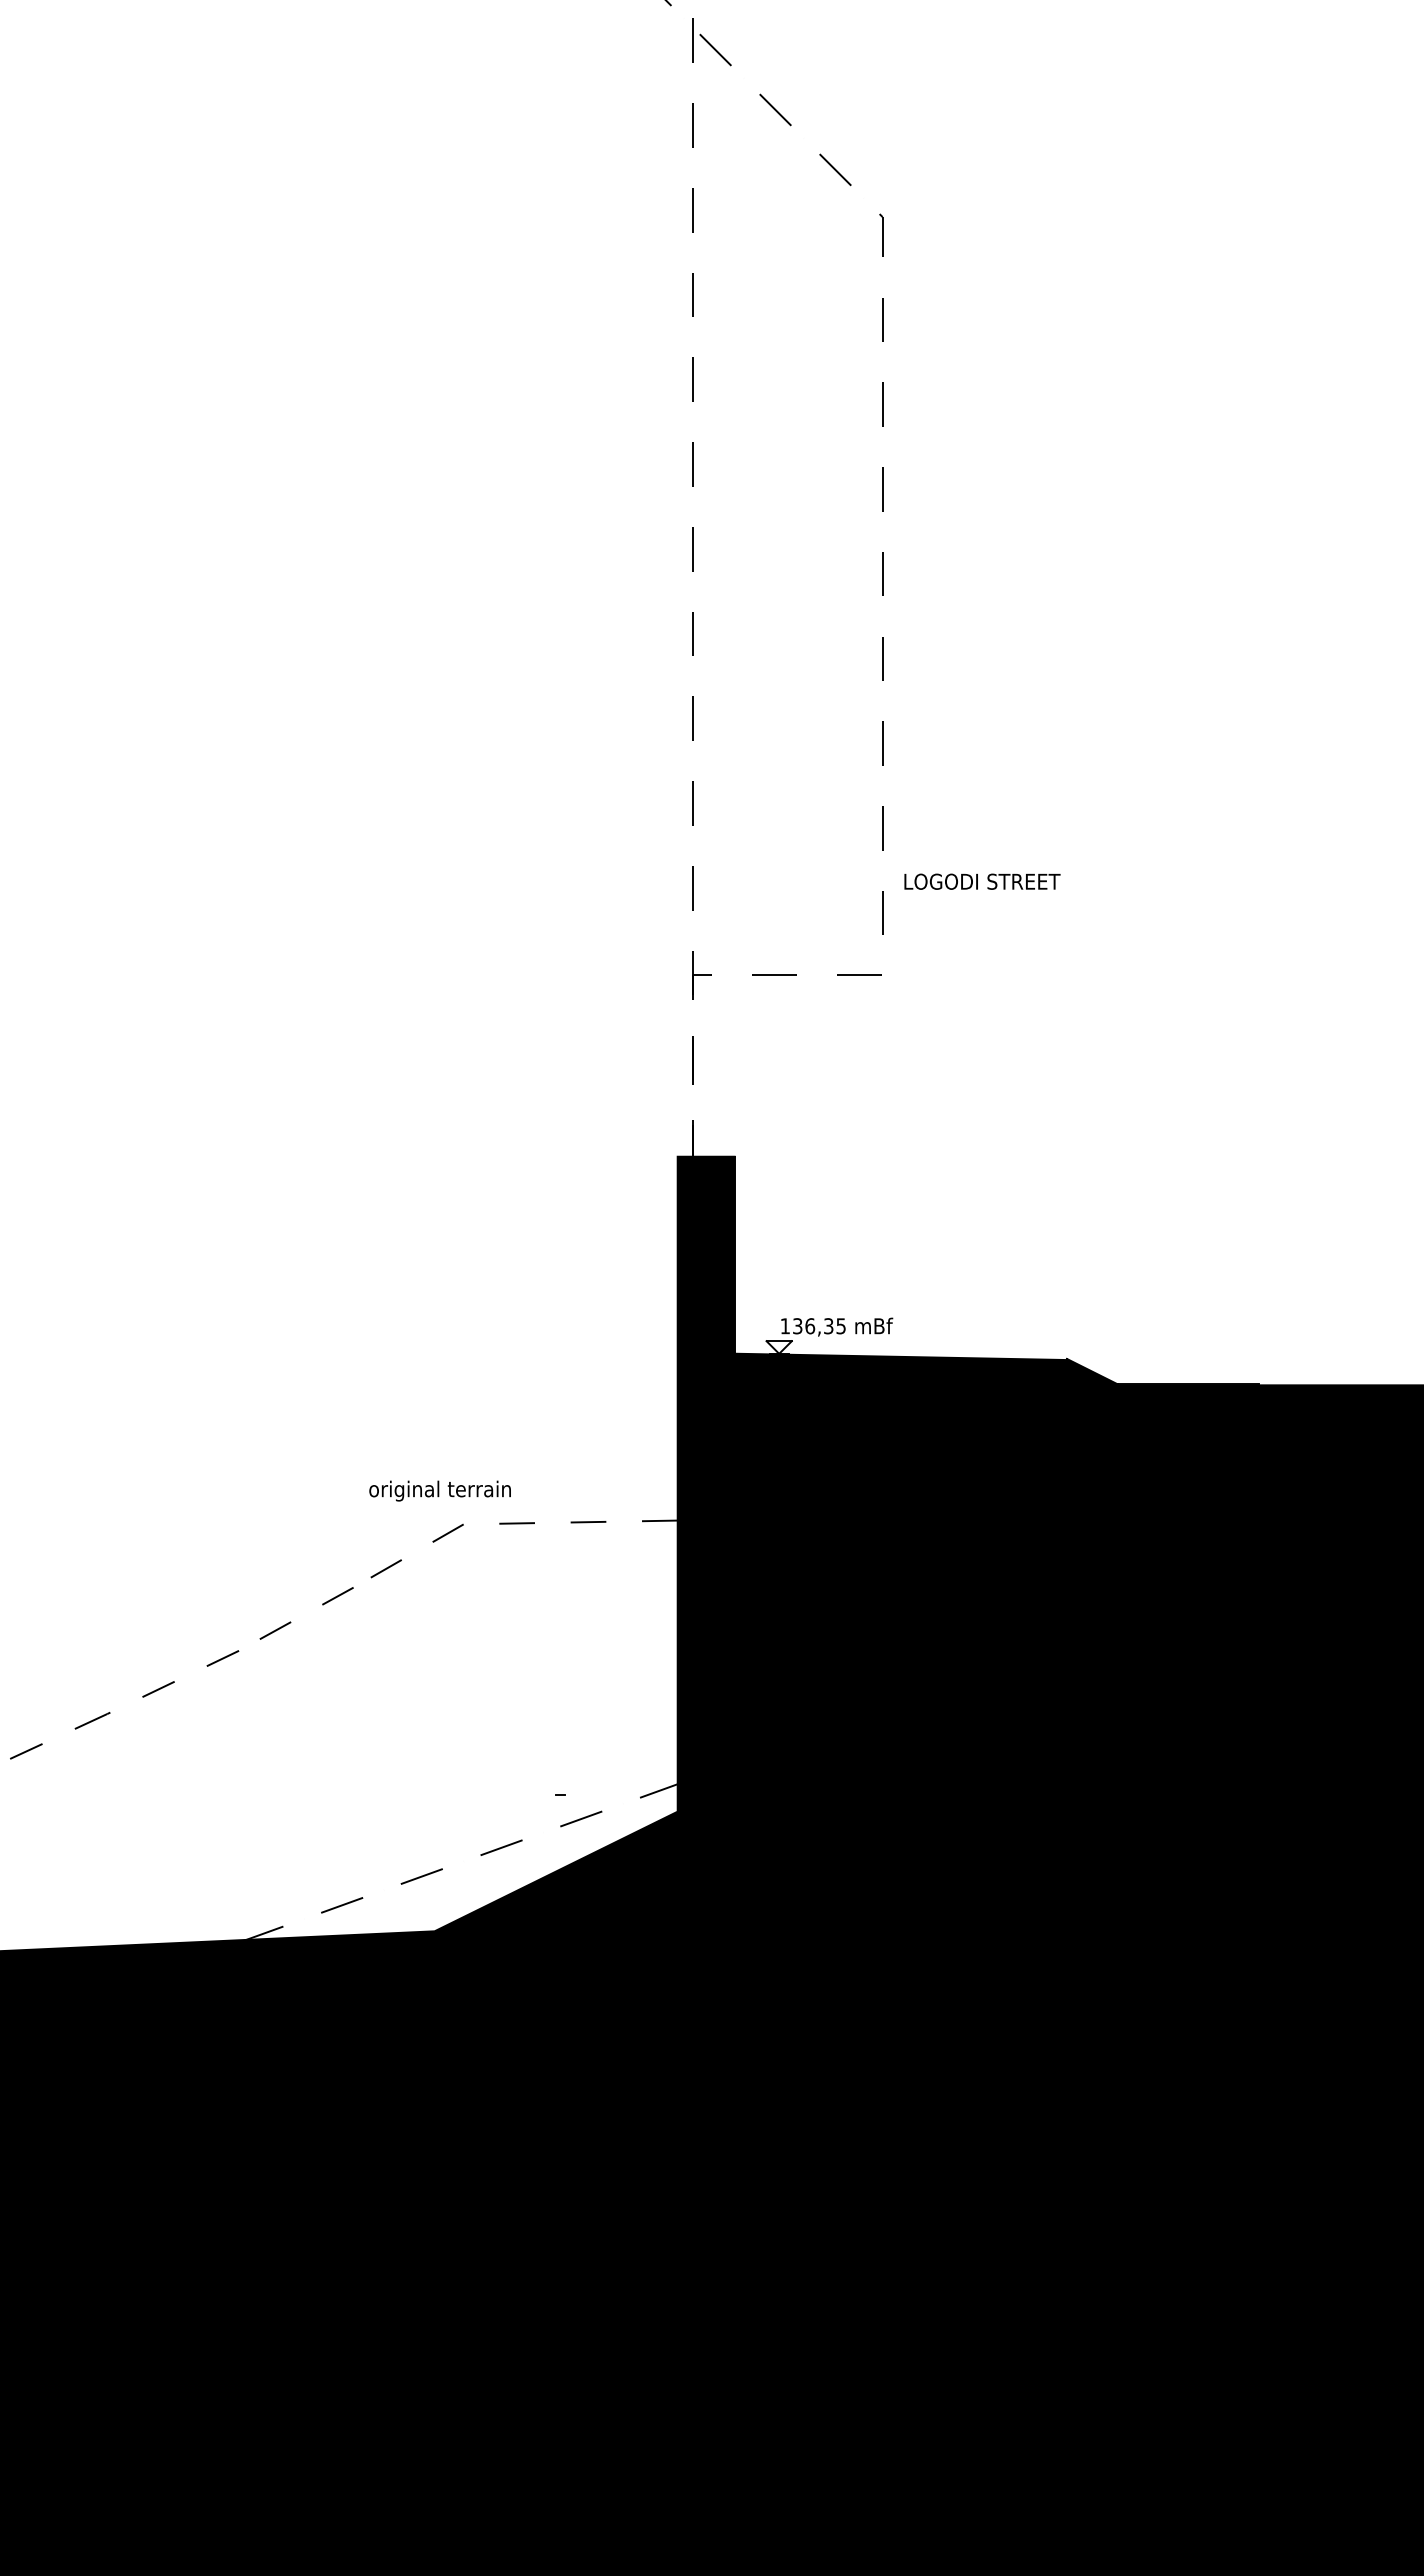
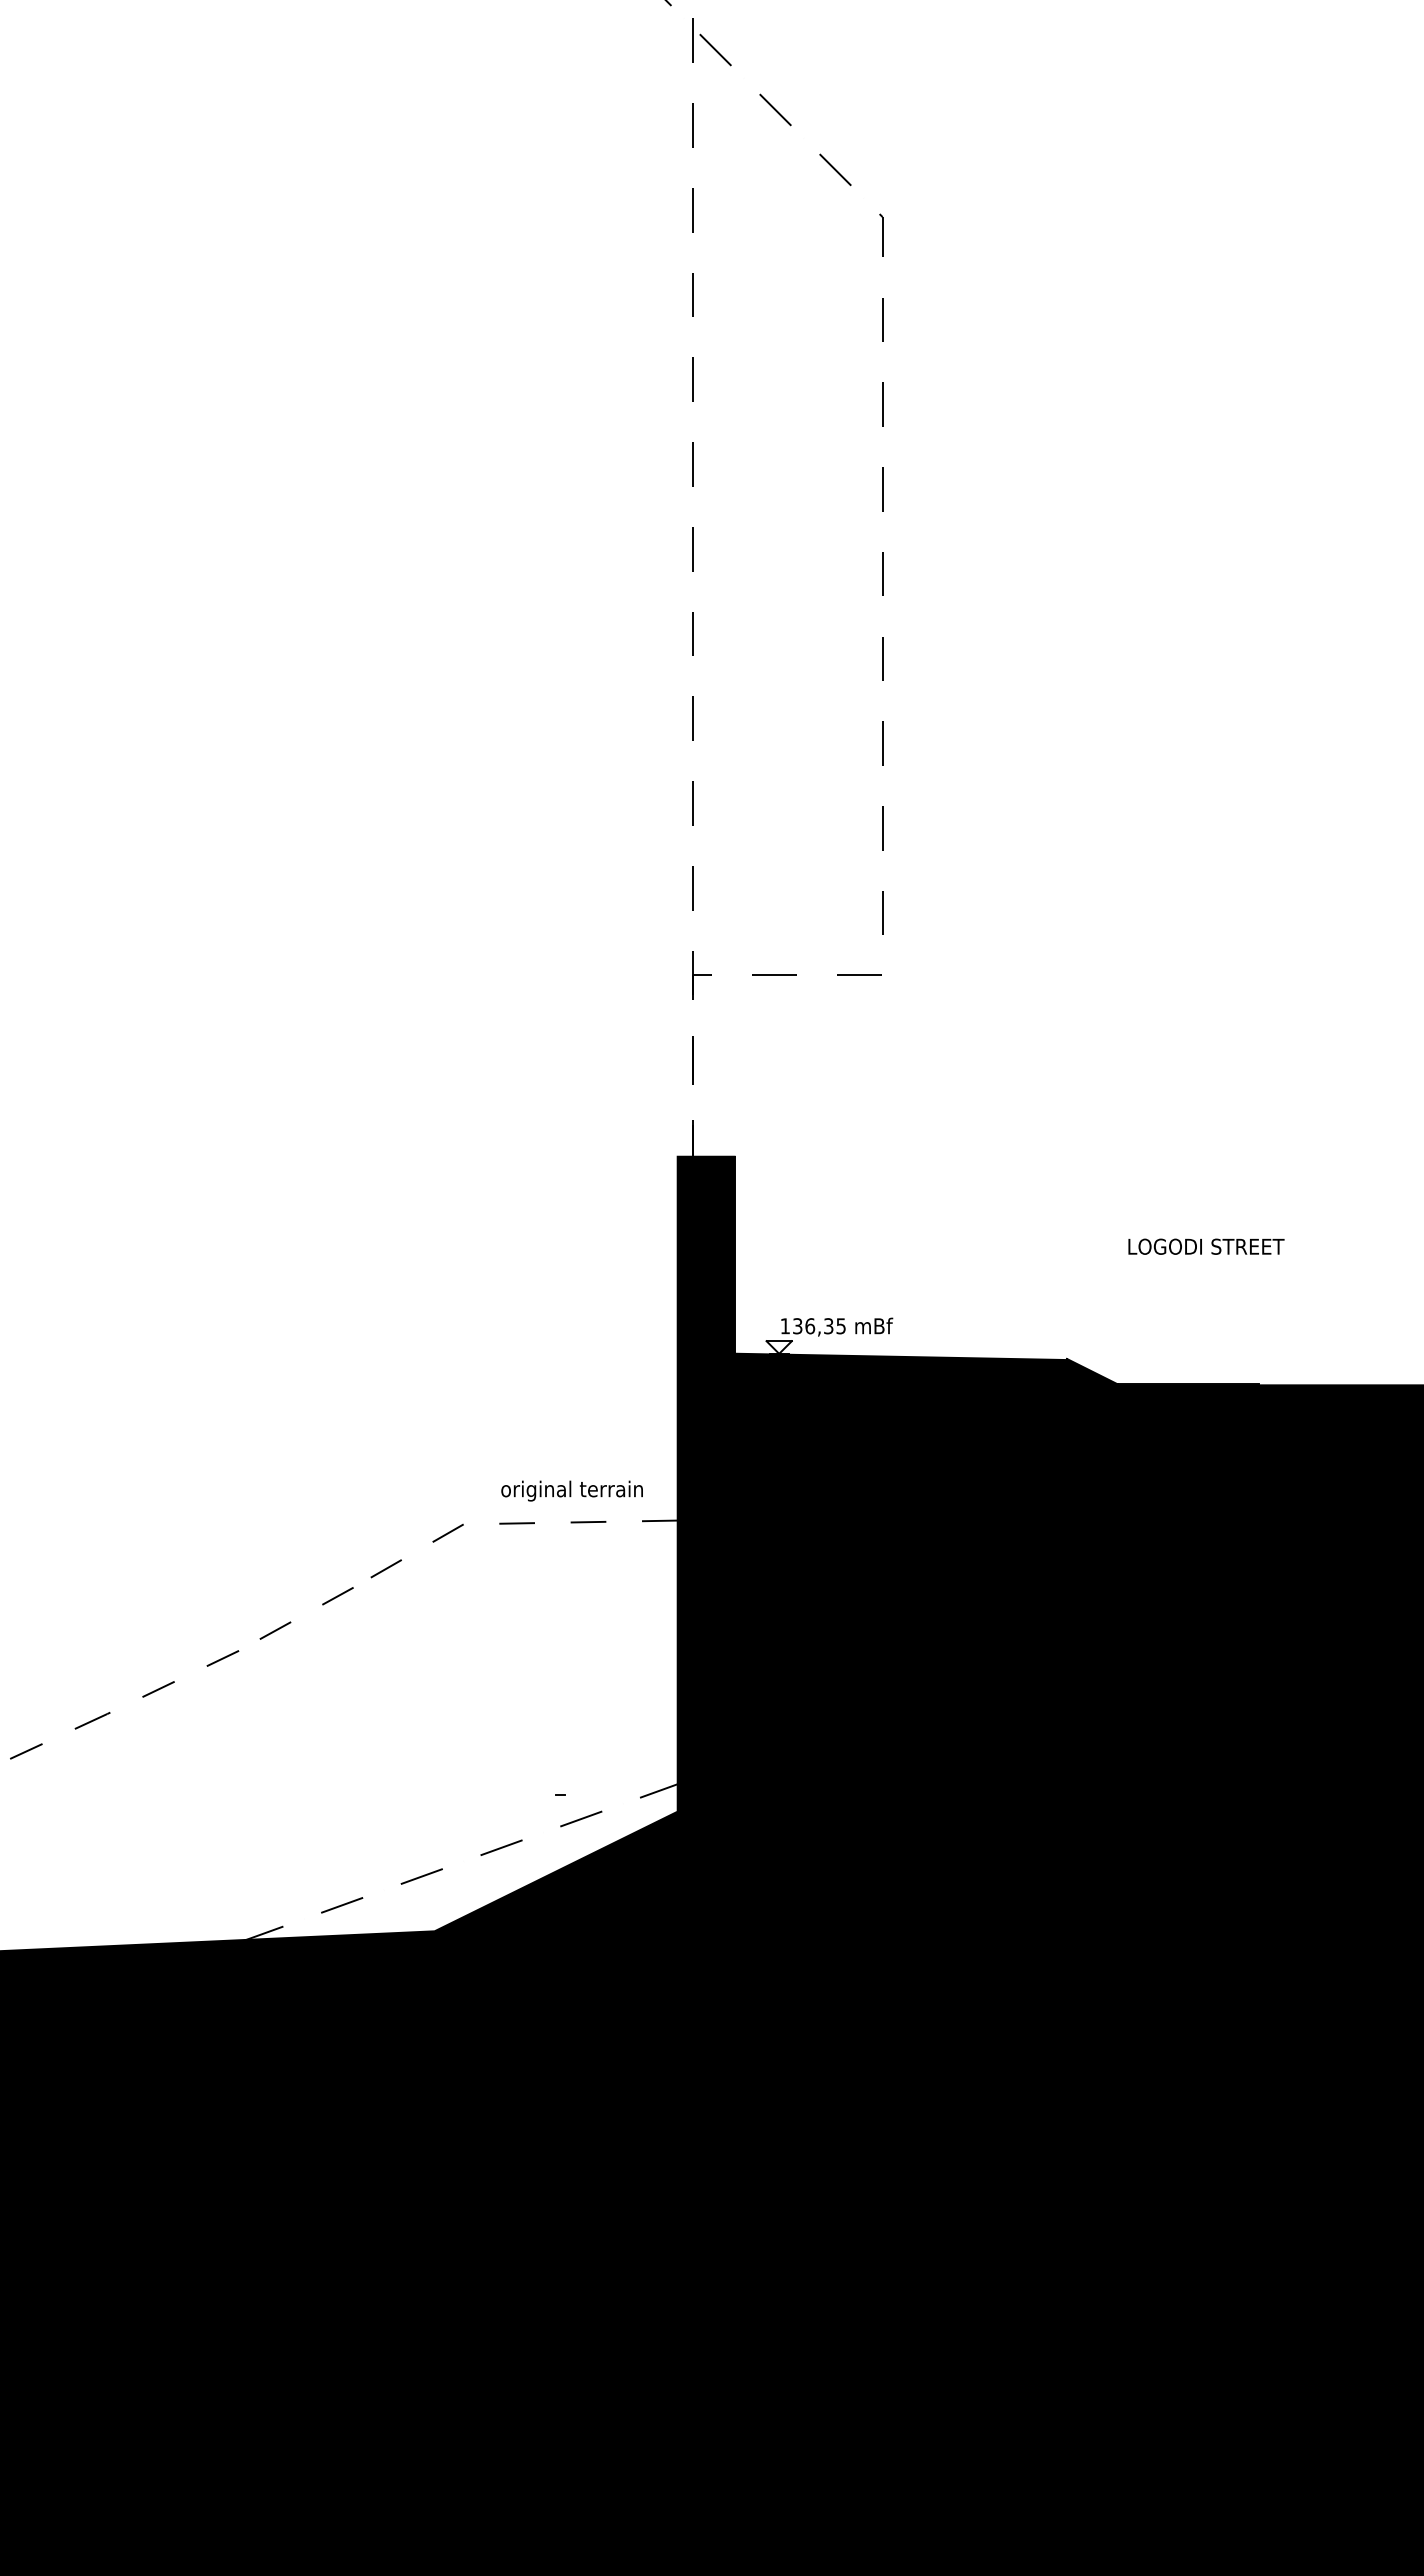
text position: (982, 881) -> (1206, 1246) (1206, 1246)
text position: (439, 1490) -> (571, 1490) (571, 1490)
